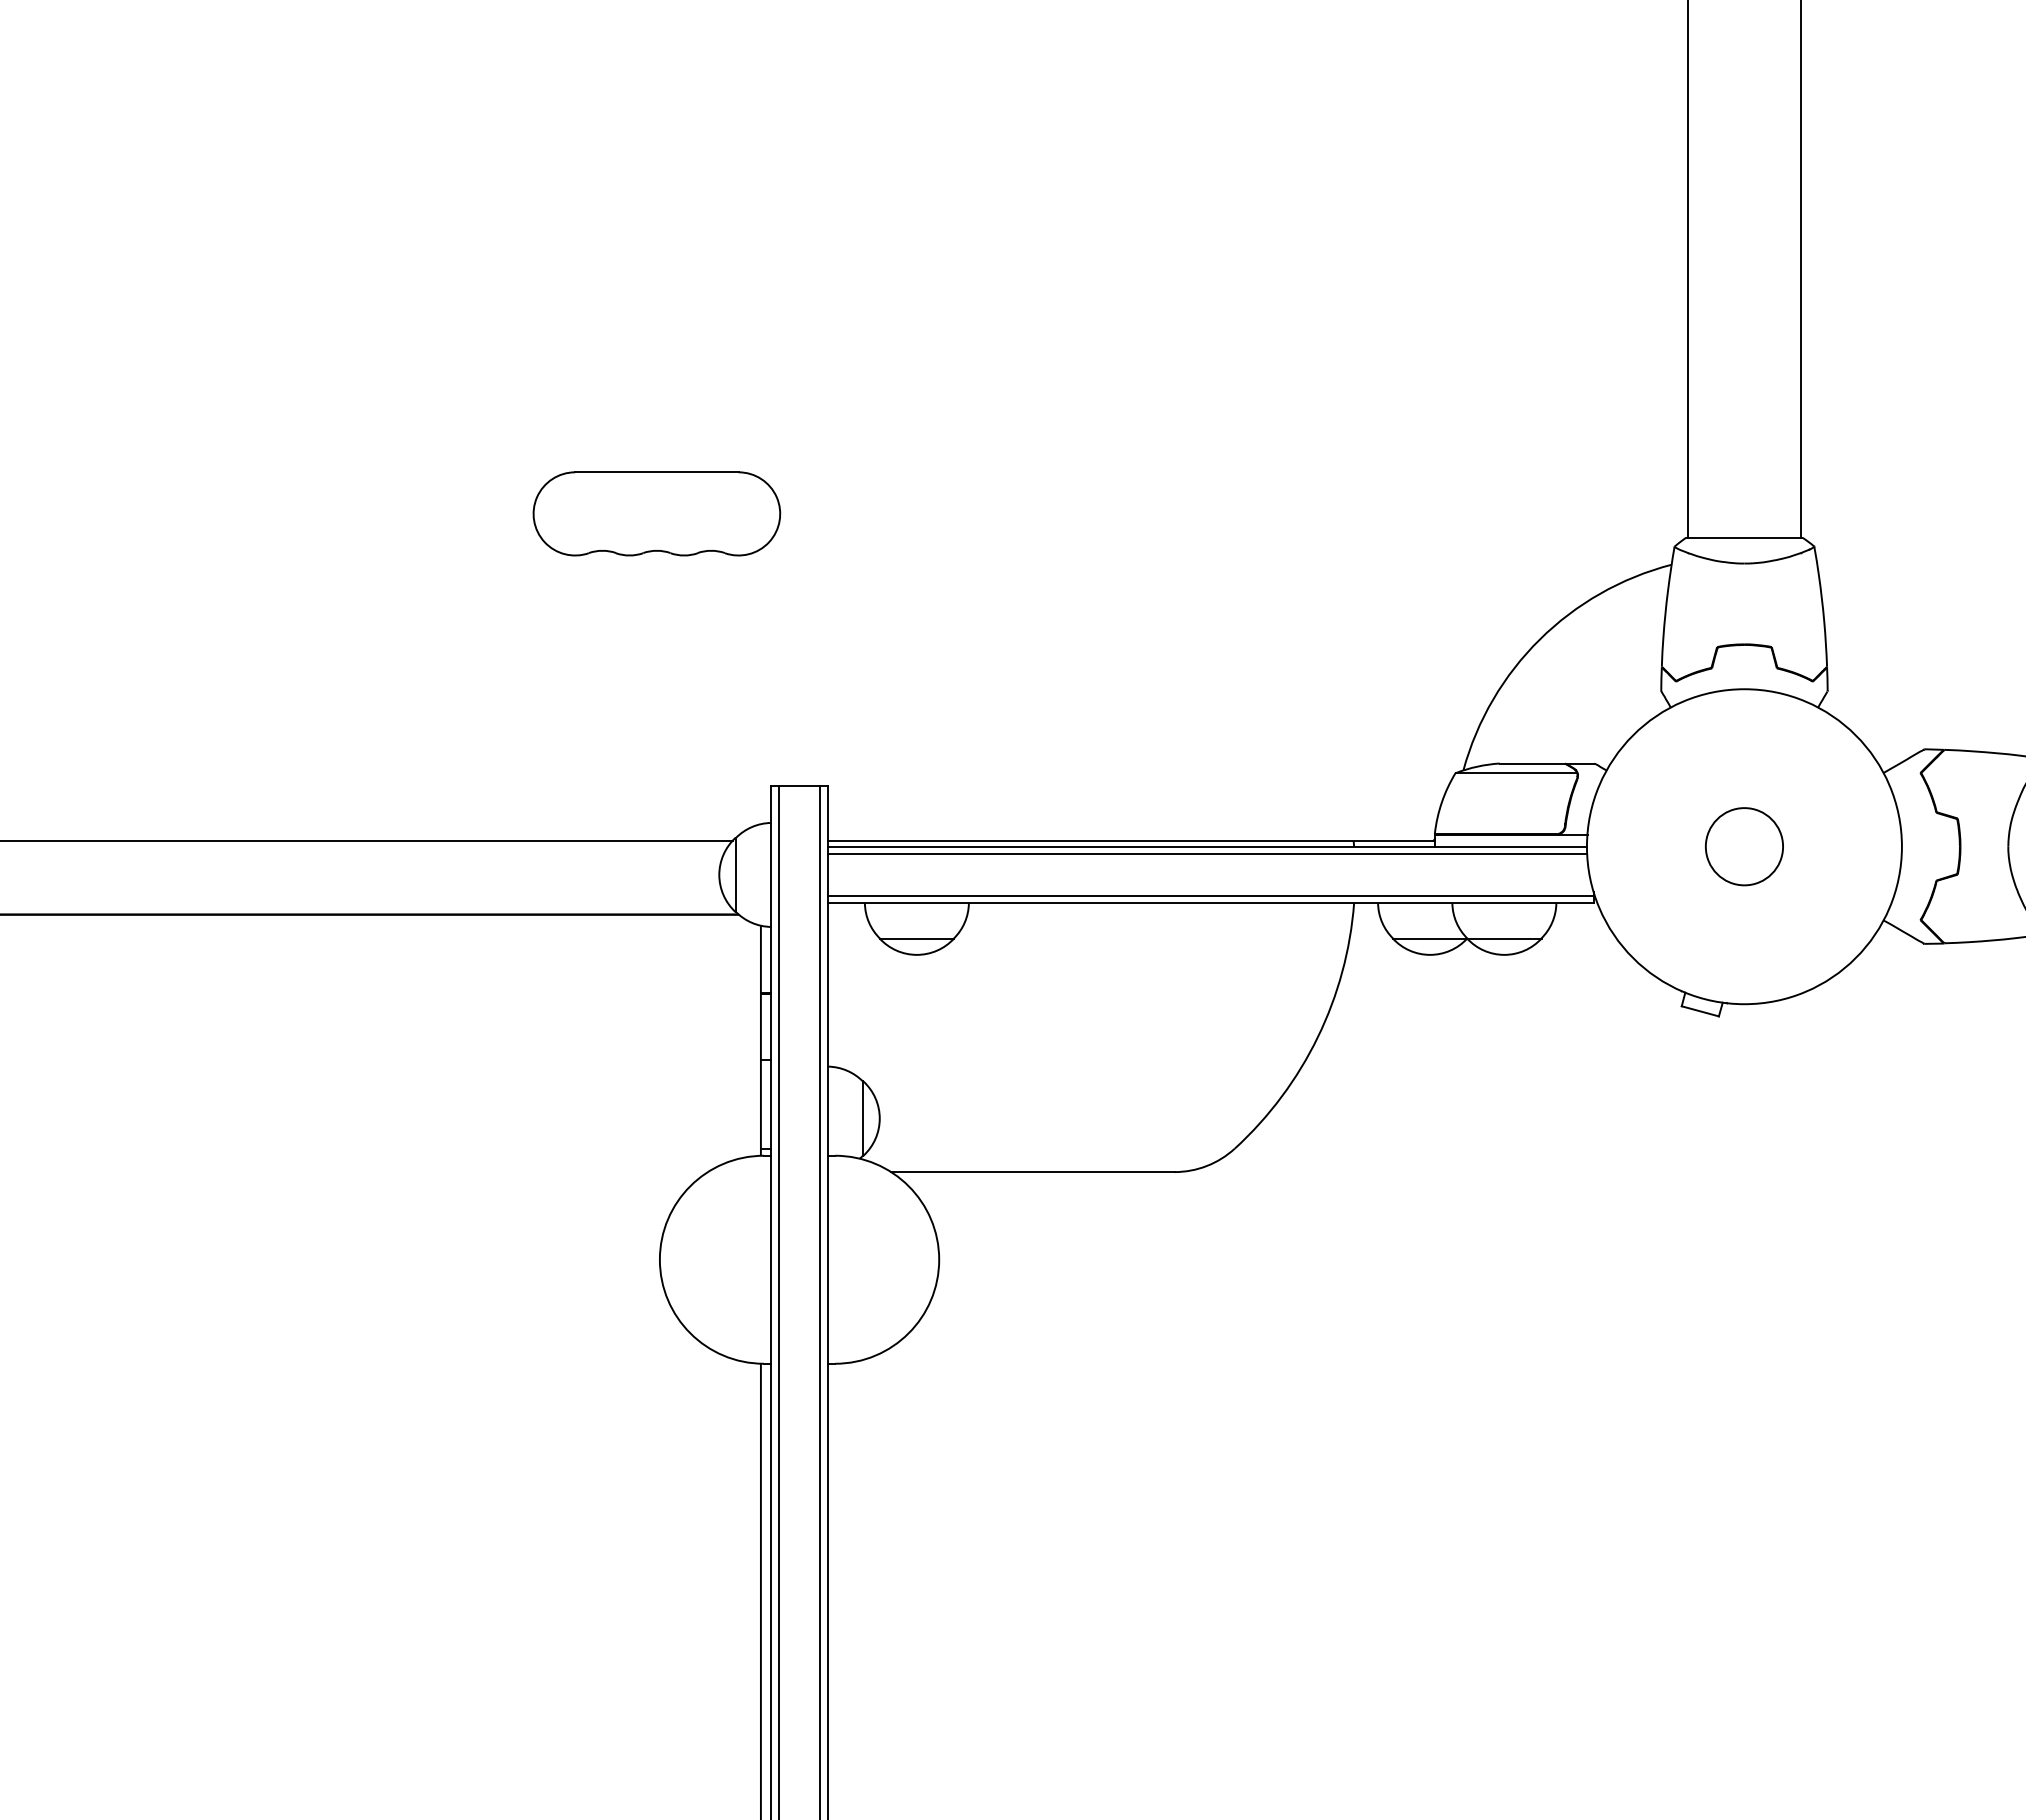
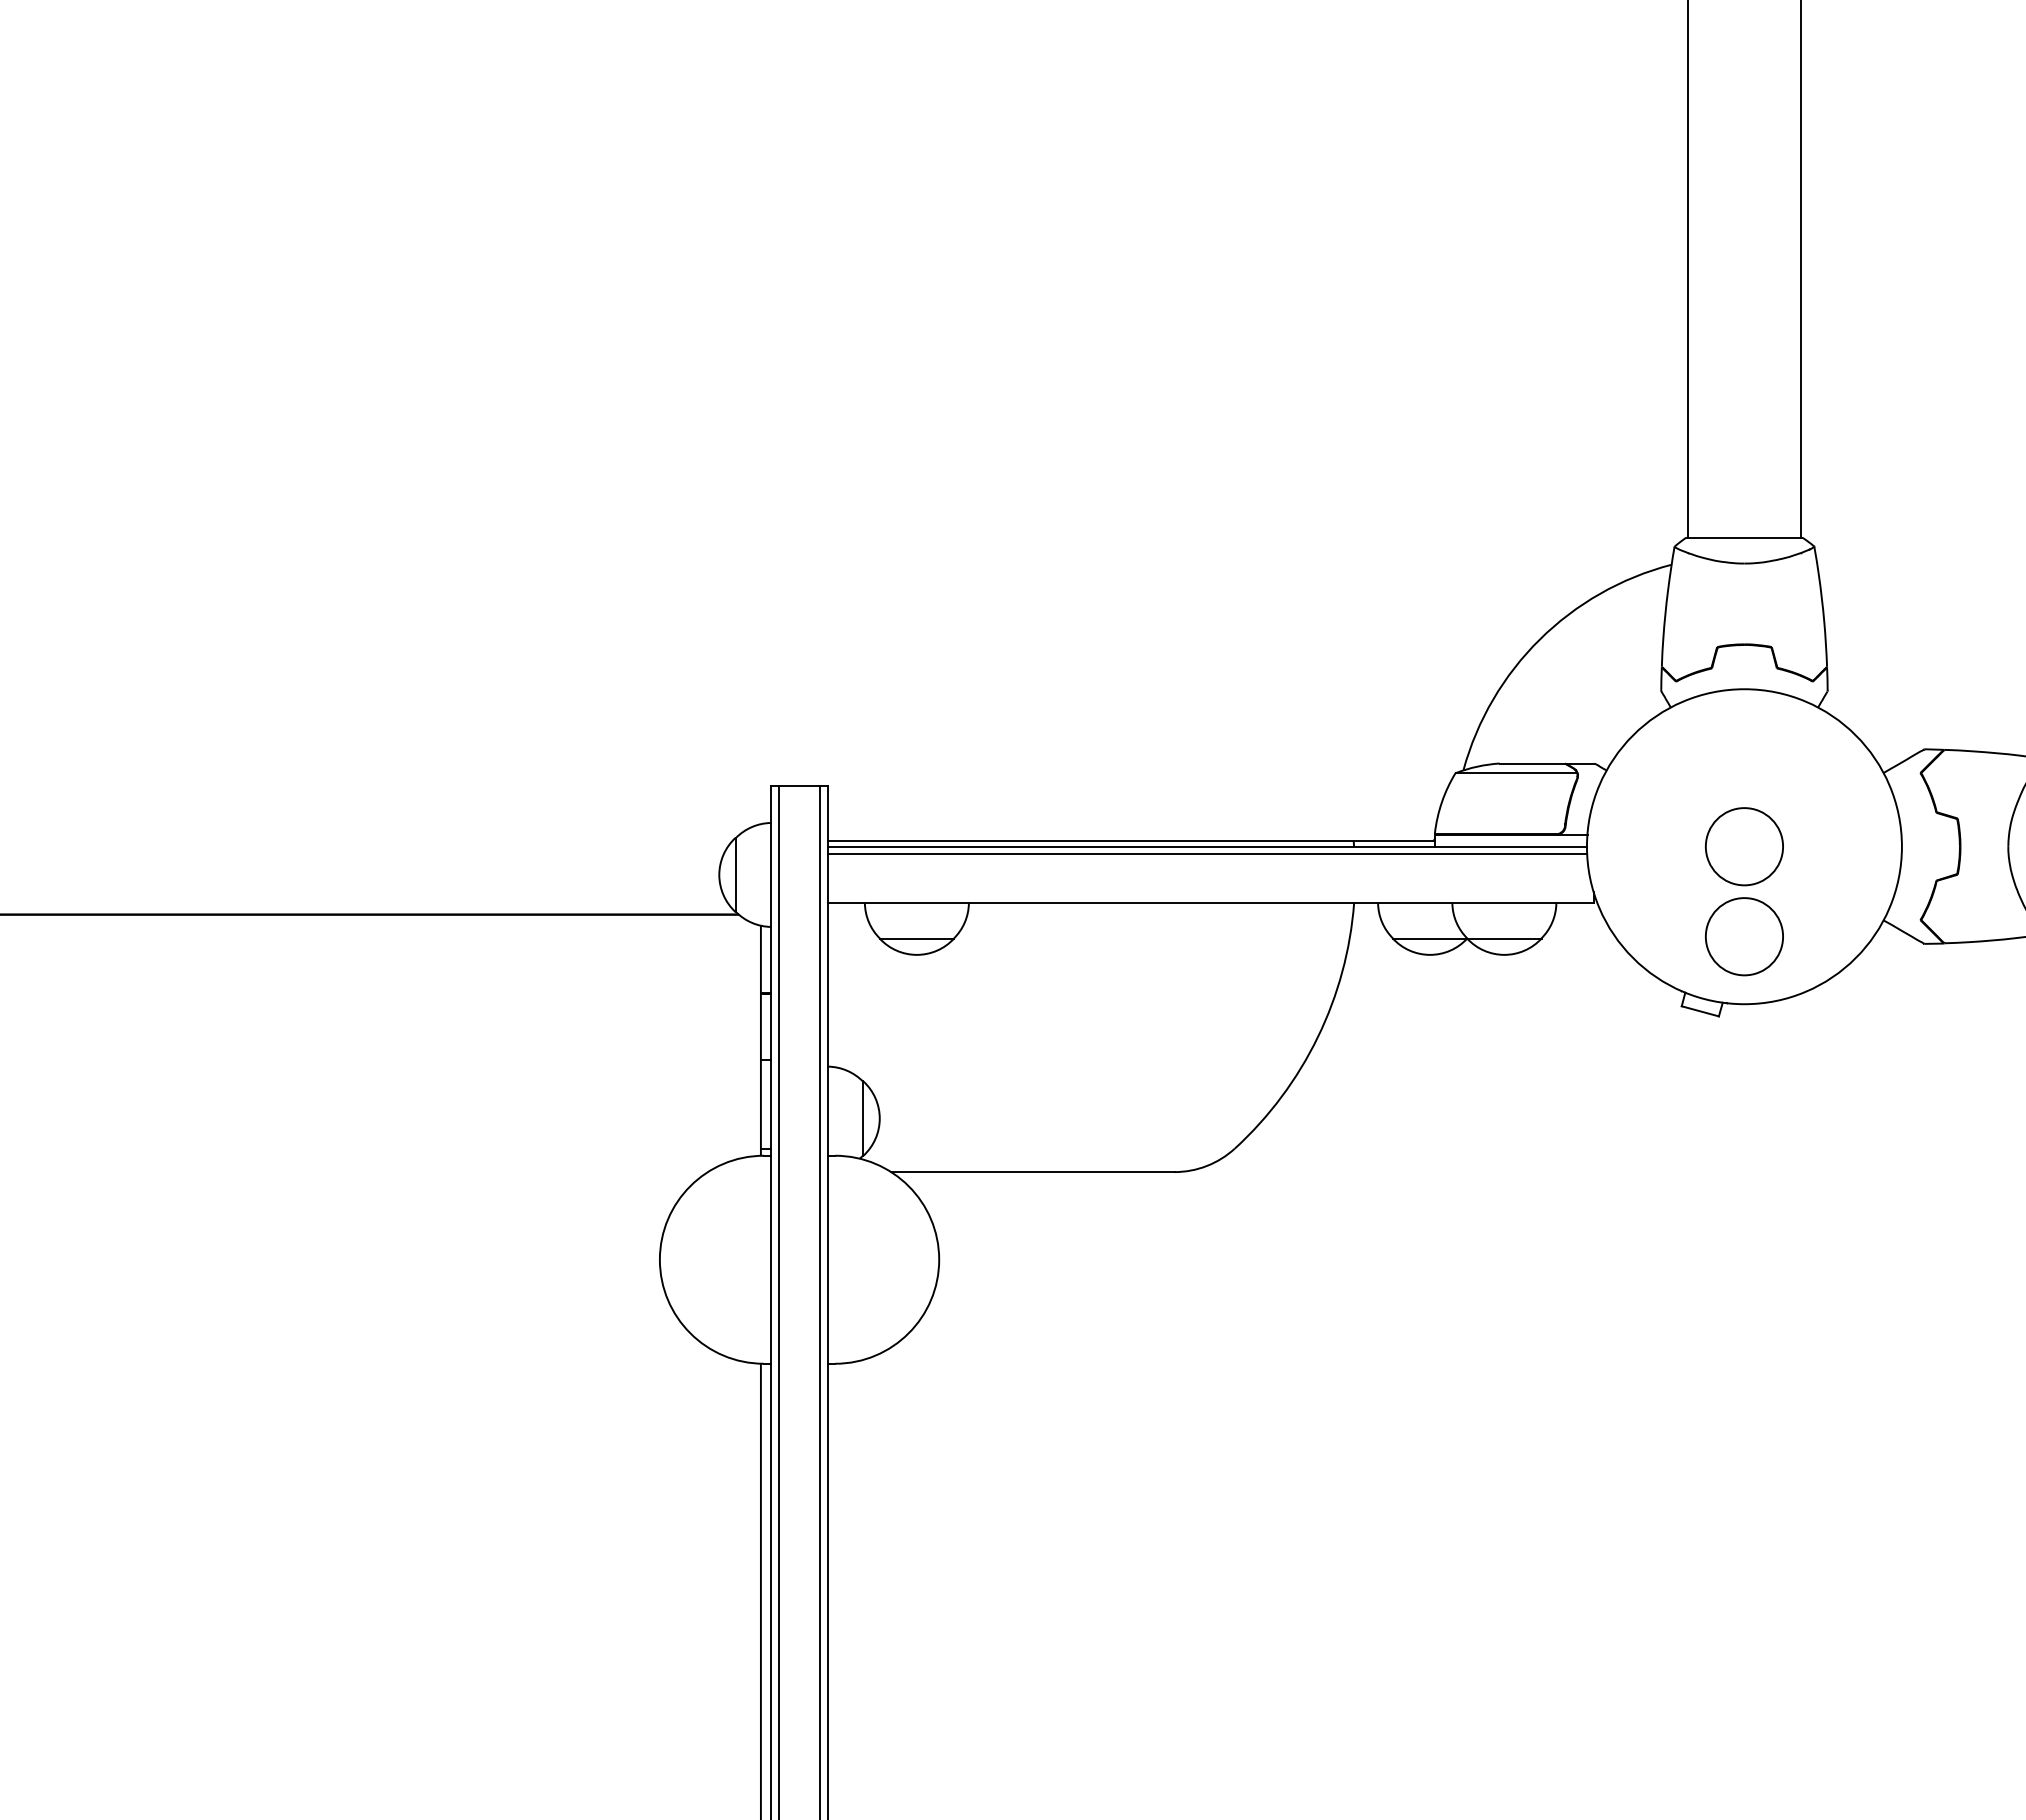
part: present -> none (656, 513)
line: present -> none (367, 840)
line: present -> none (1210, 895)
circle: none -> present (1744, 936)
